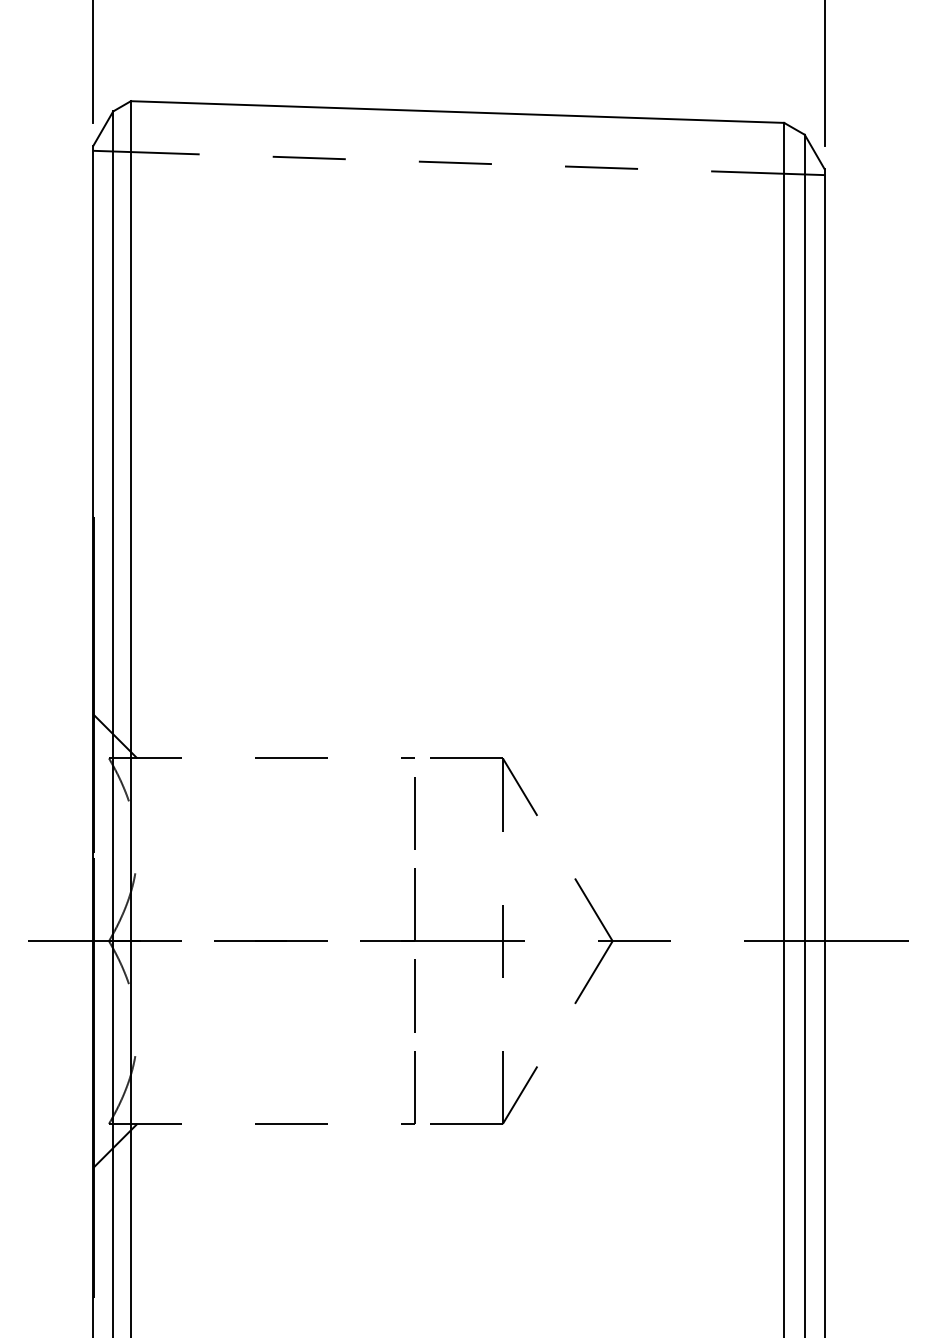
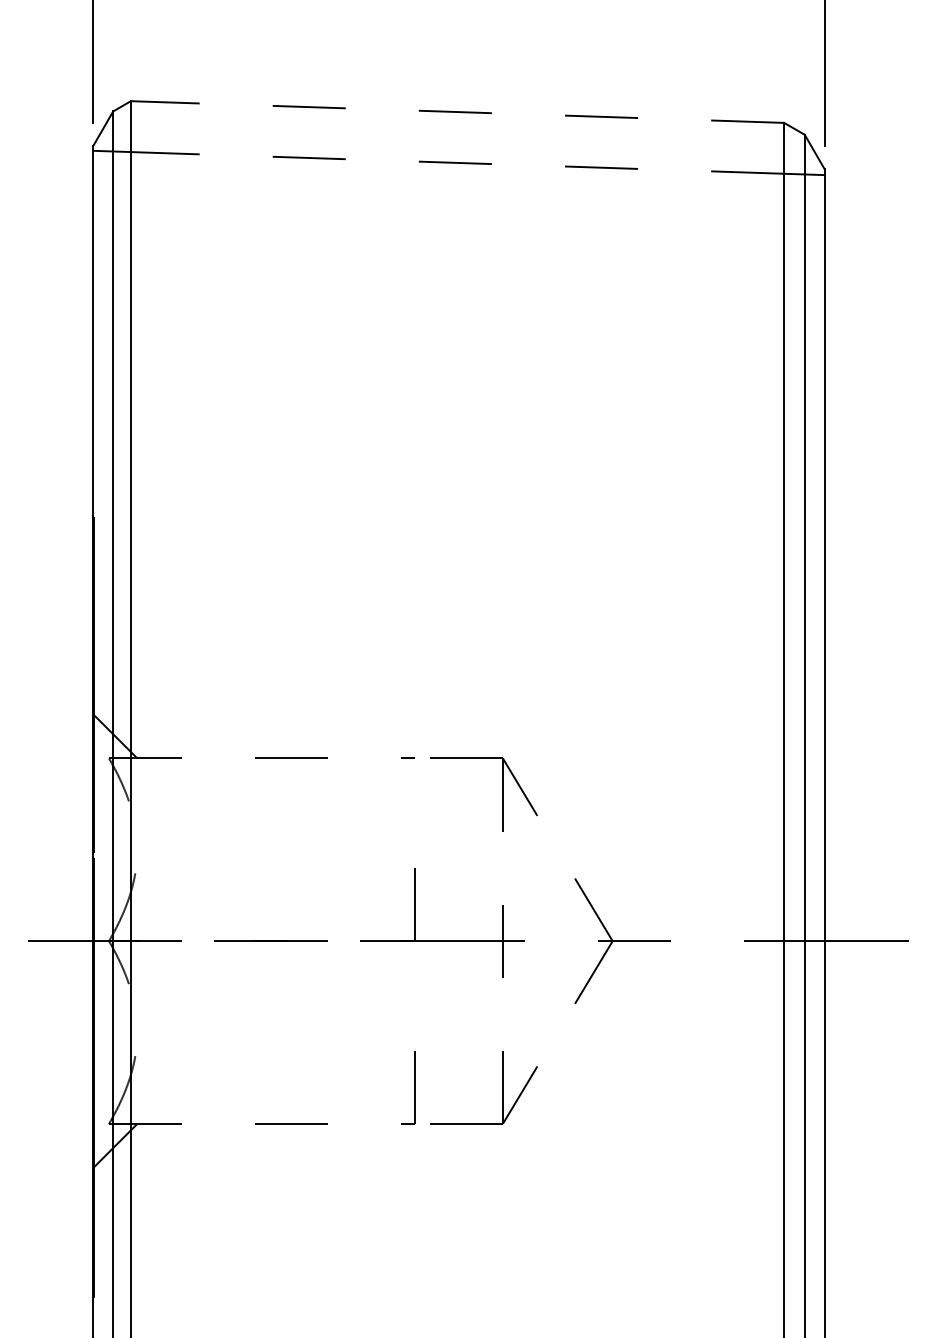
line: solid -> dashed (457, 112)
line: present -> none (414, 813)
line: present -> none (414, 995)
